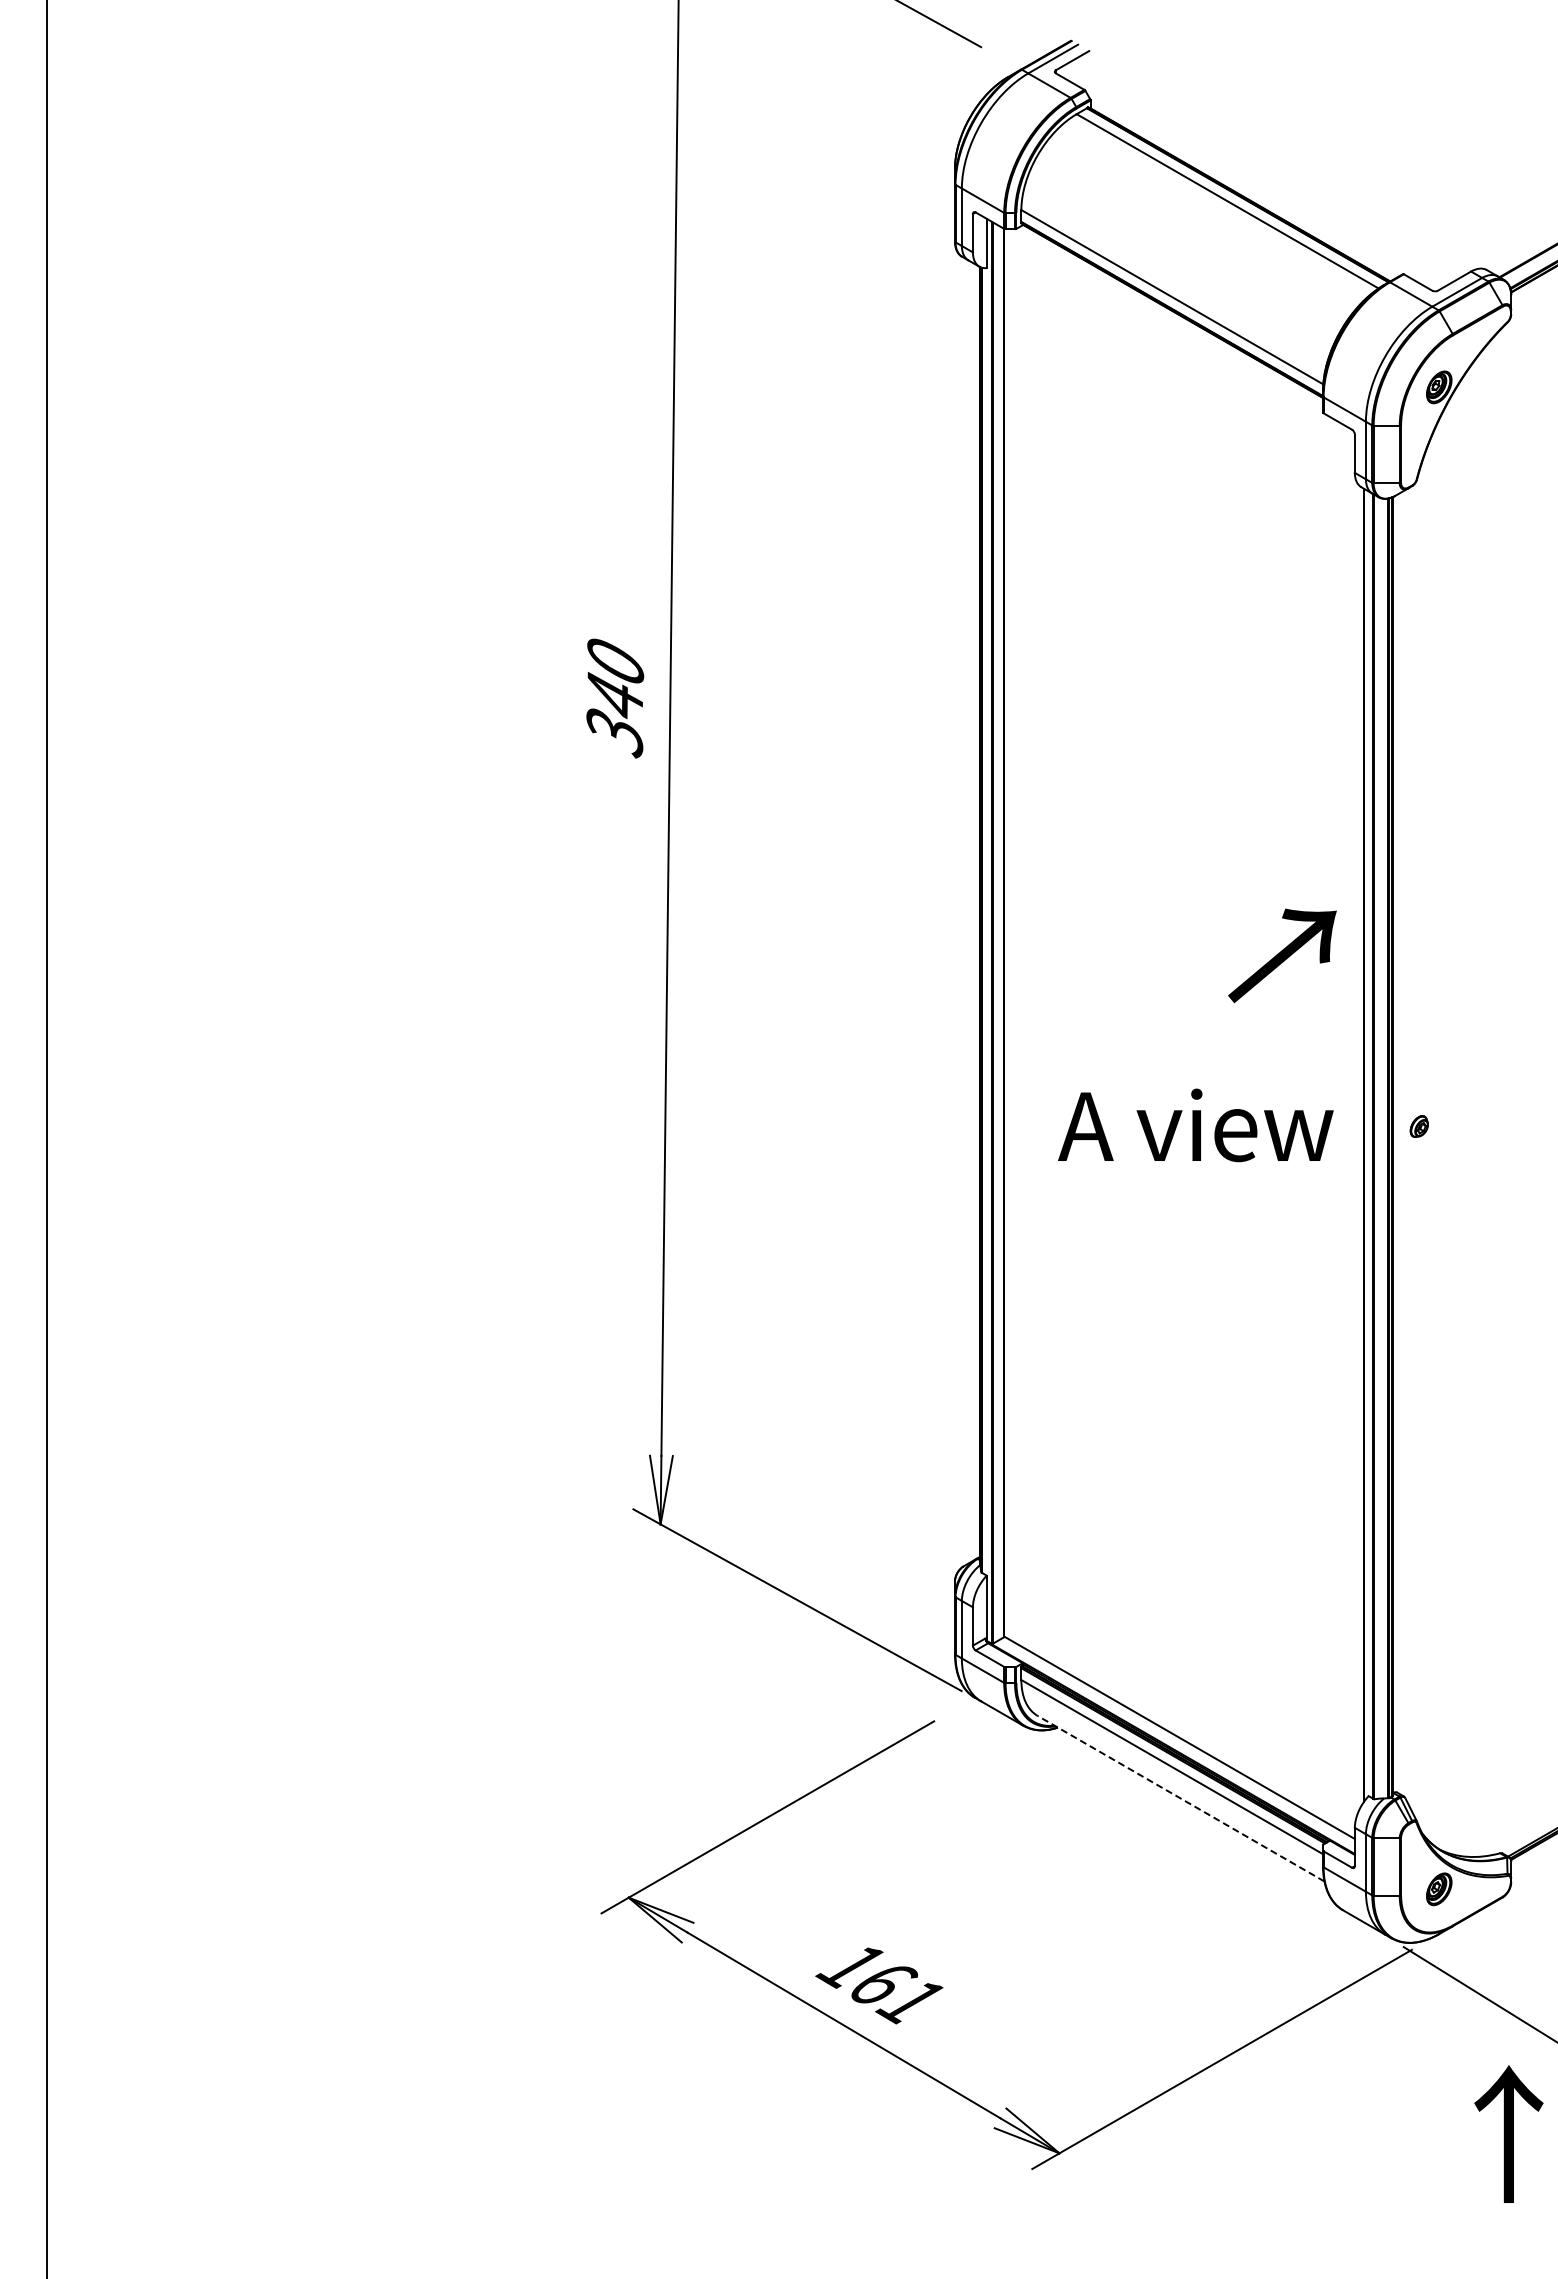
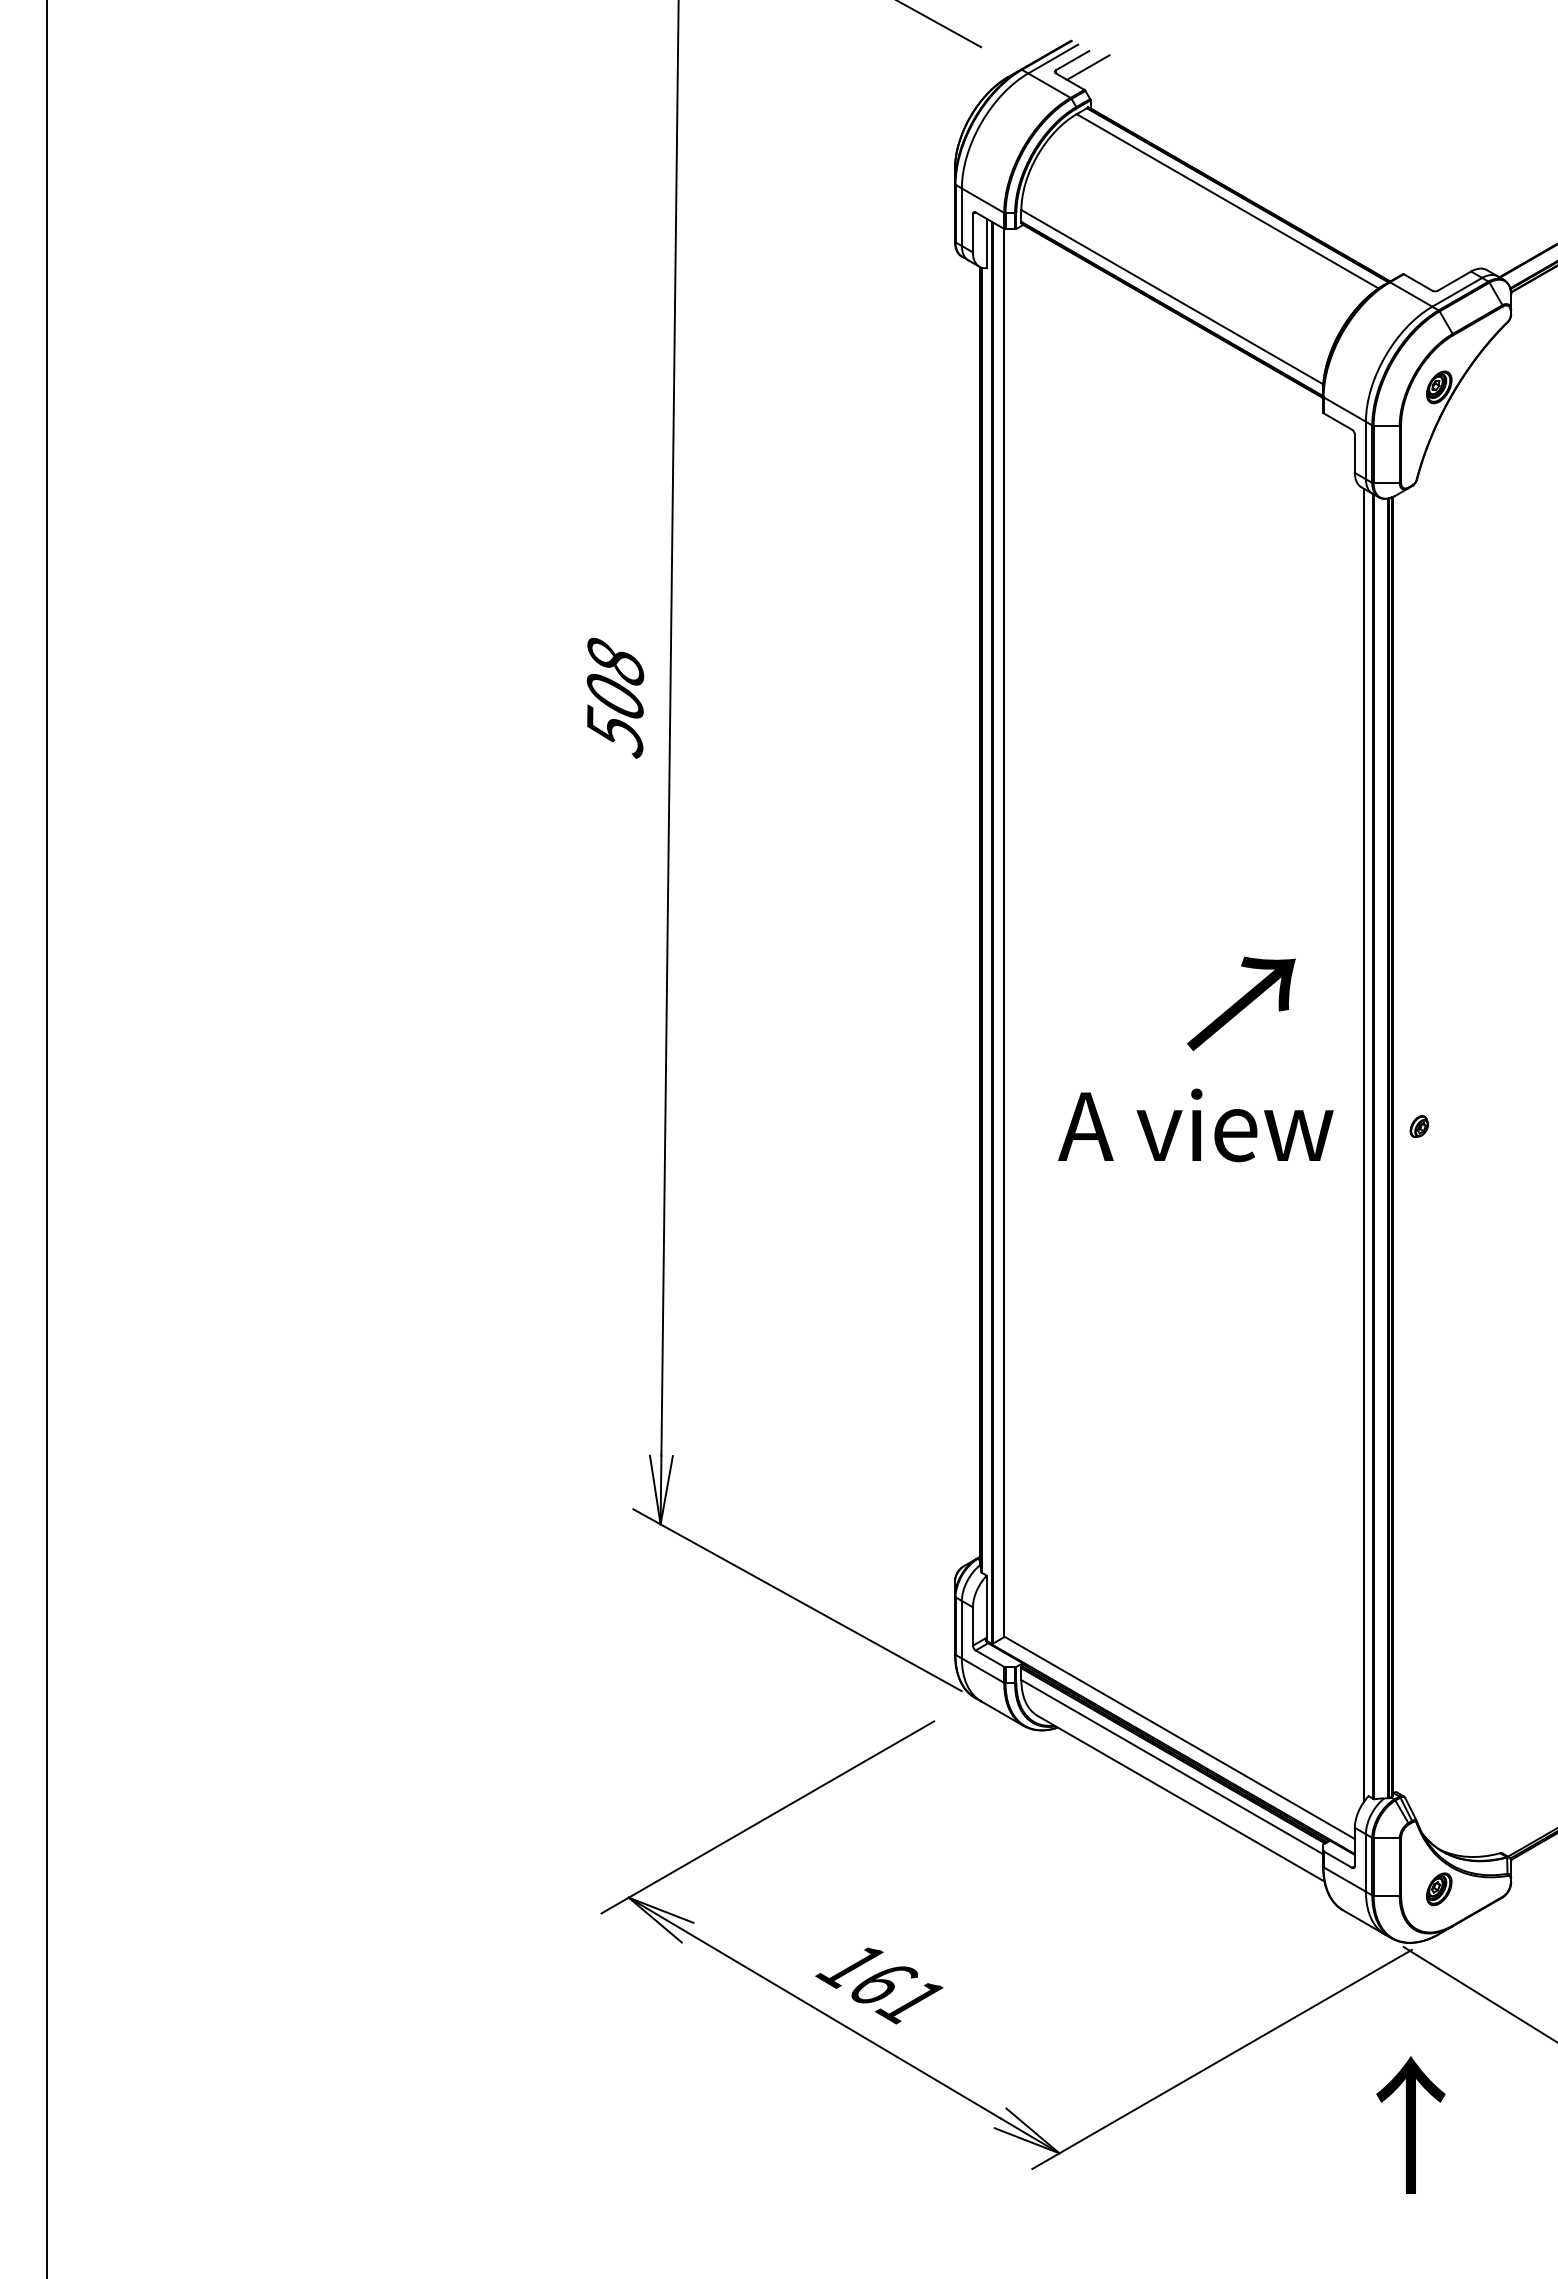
line: none -> present (1088, 67)
text: 340 -> 508 (614, 697)
text position: (1282, 955) -> (1241, 1003) (1241, 1003)
line: dashed -> solid (1181, 1798)
text position: (1508, 2133) -> (1410, 2124) (1410, 2124)
